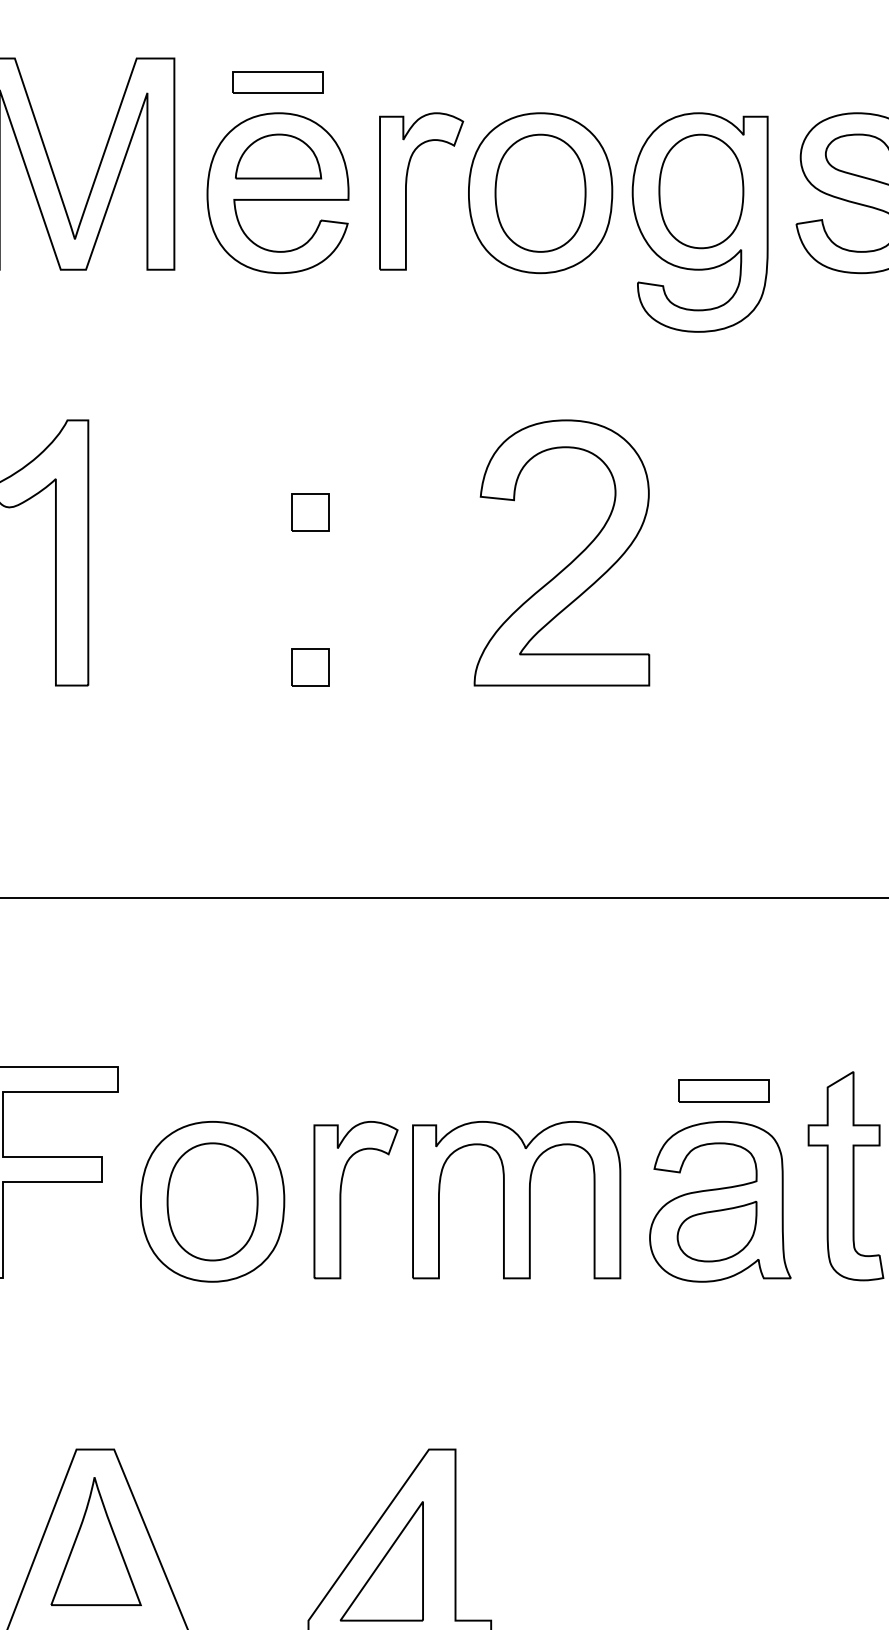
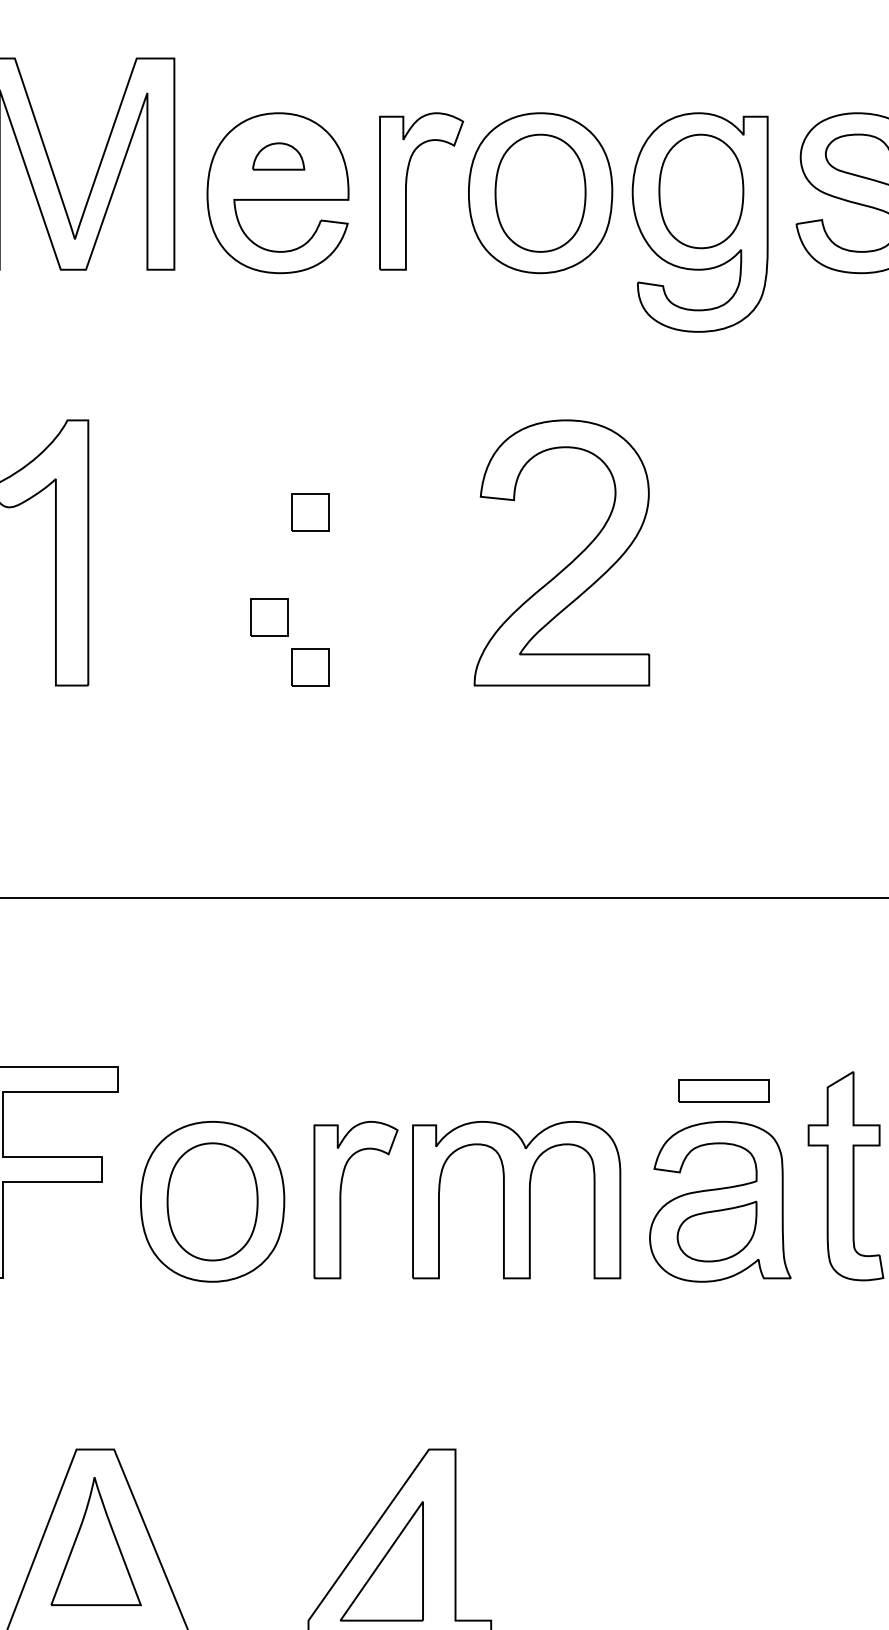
part: present -> none (277, 82)
part size: 88x47 px -> 54x29 px (278, 156)
part: none -> present (269, 617)
